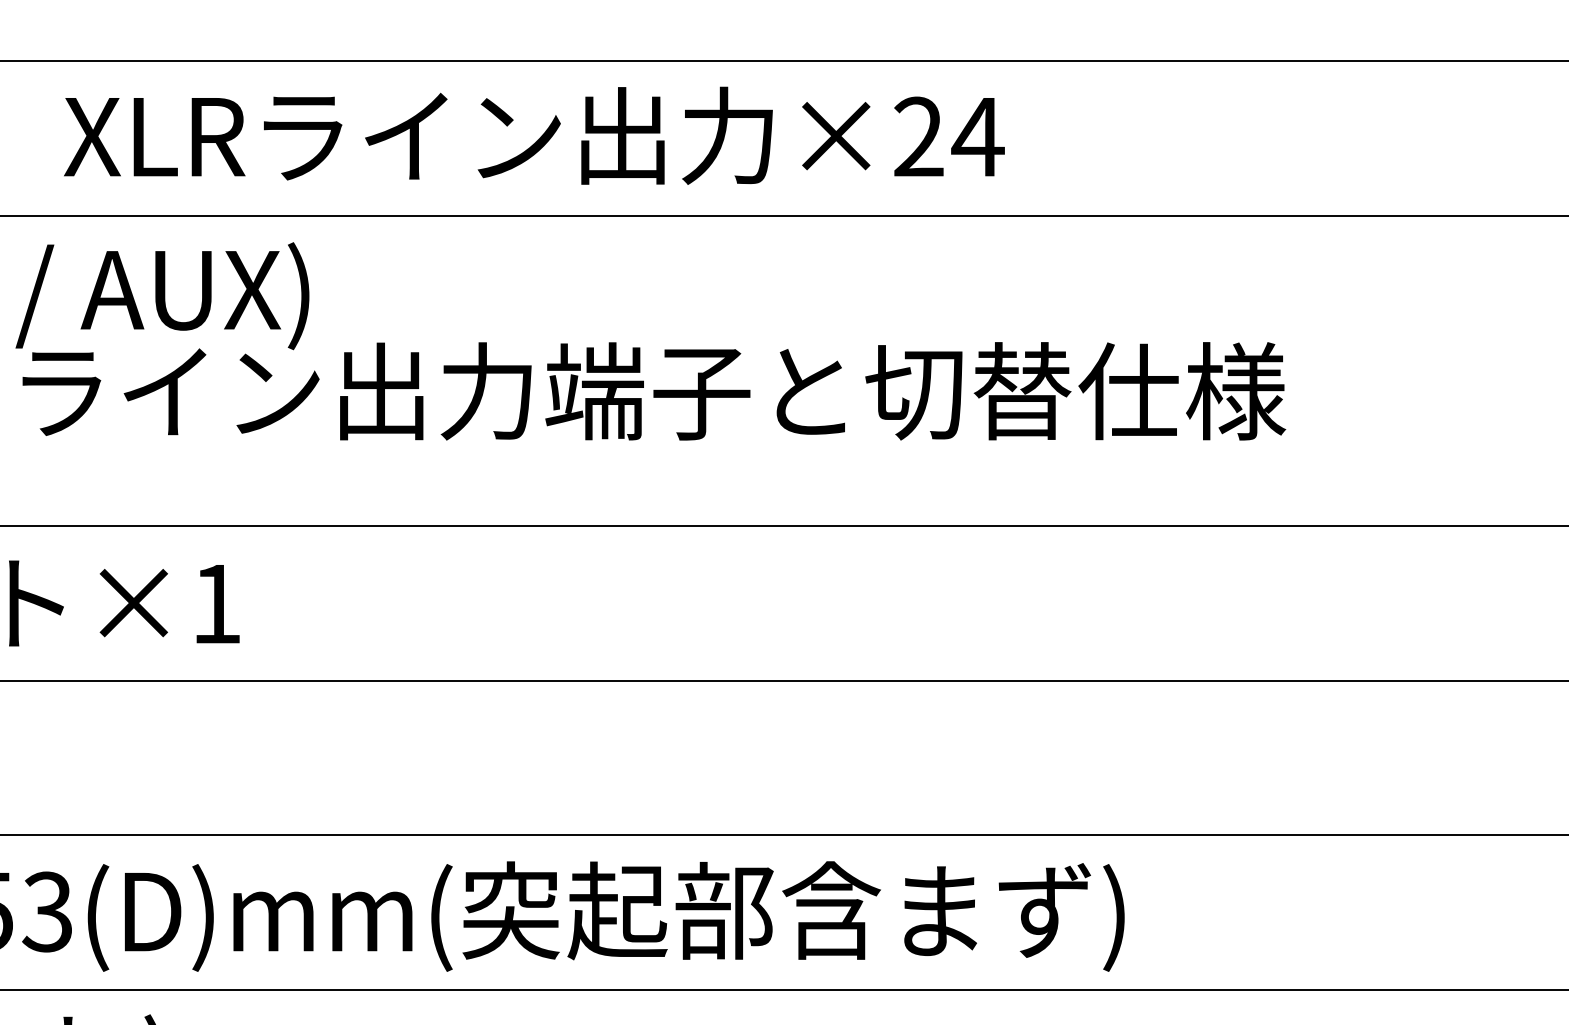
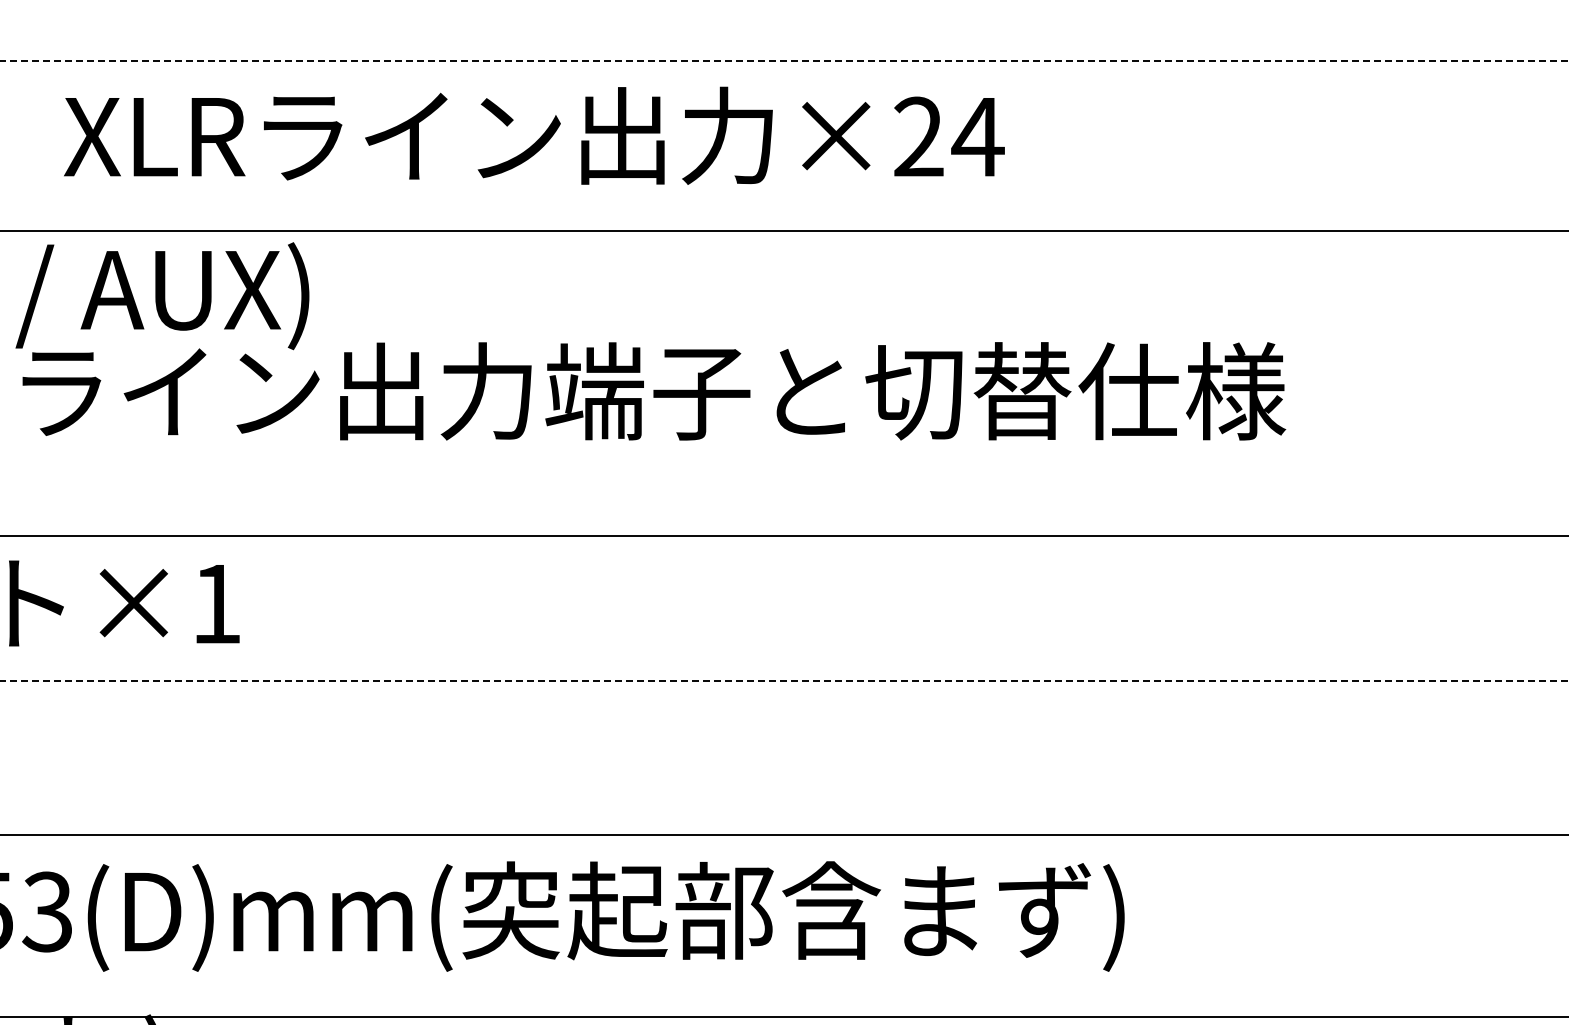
line: solid -> dashed (784, 61)
line position: (783, 215) -> (783, 230) (783, 230)
line position: (783, 525) -> (783, 535) (783, 535)
line: solid -> dashed (784, 680)
line position: (783, 990) -> (783, 1017) (783, 1017)
